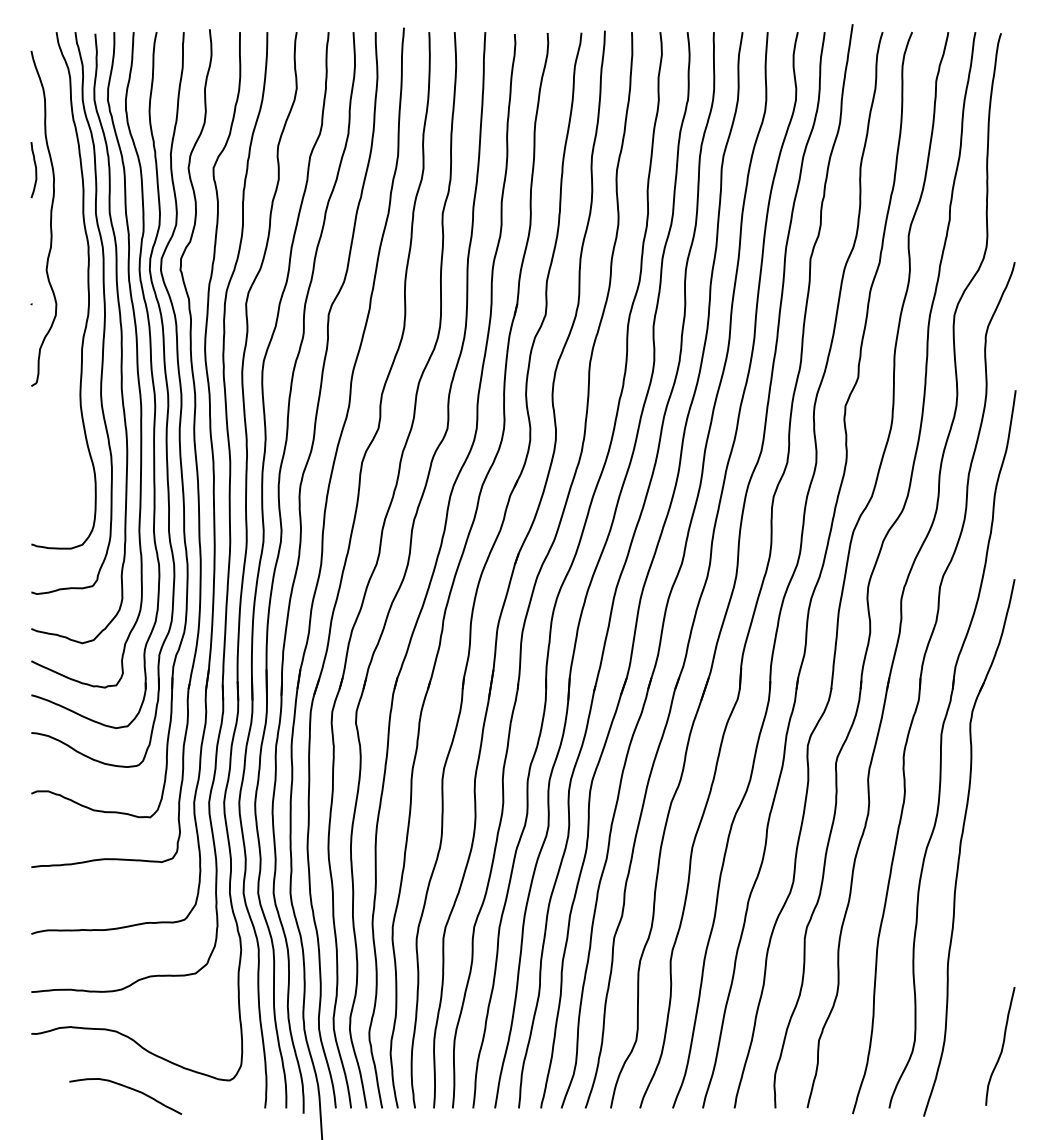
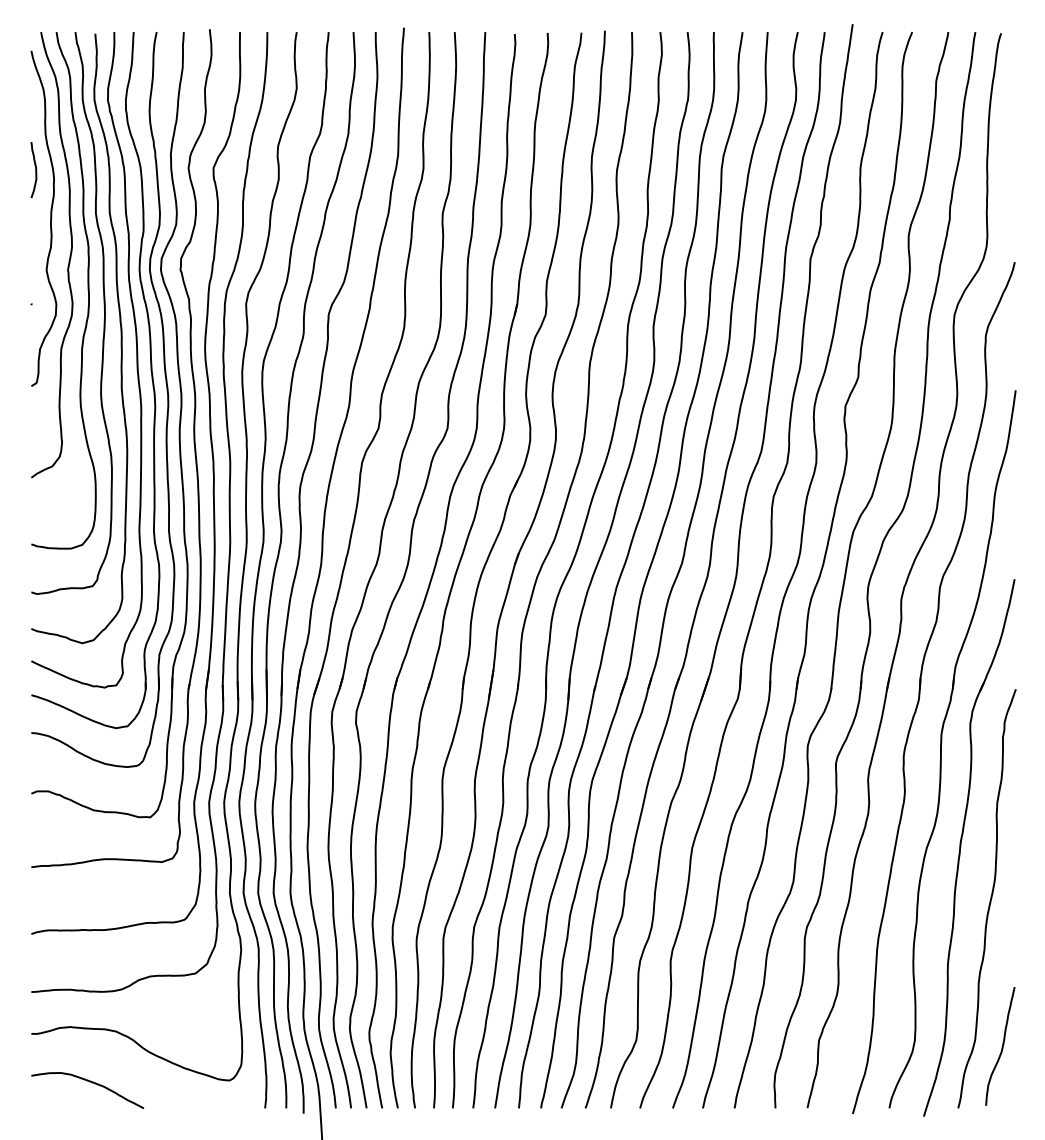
curve: none -> present (68, 260)
curve: none -> present (989, 900)
curve position: (127, 1088) -> (89, 1082) (89, 1082)
